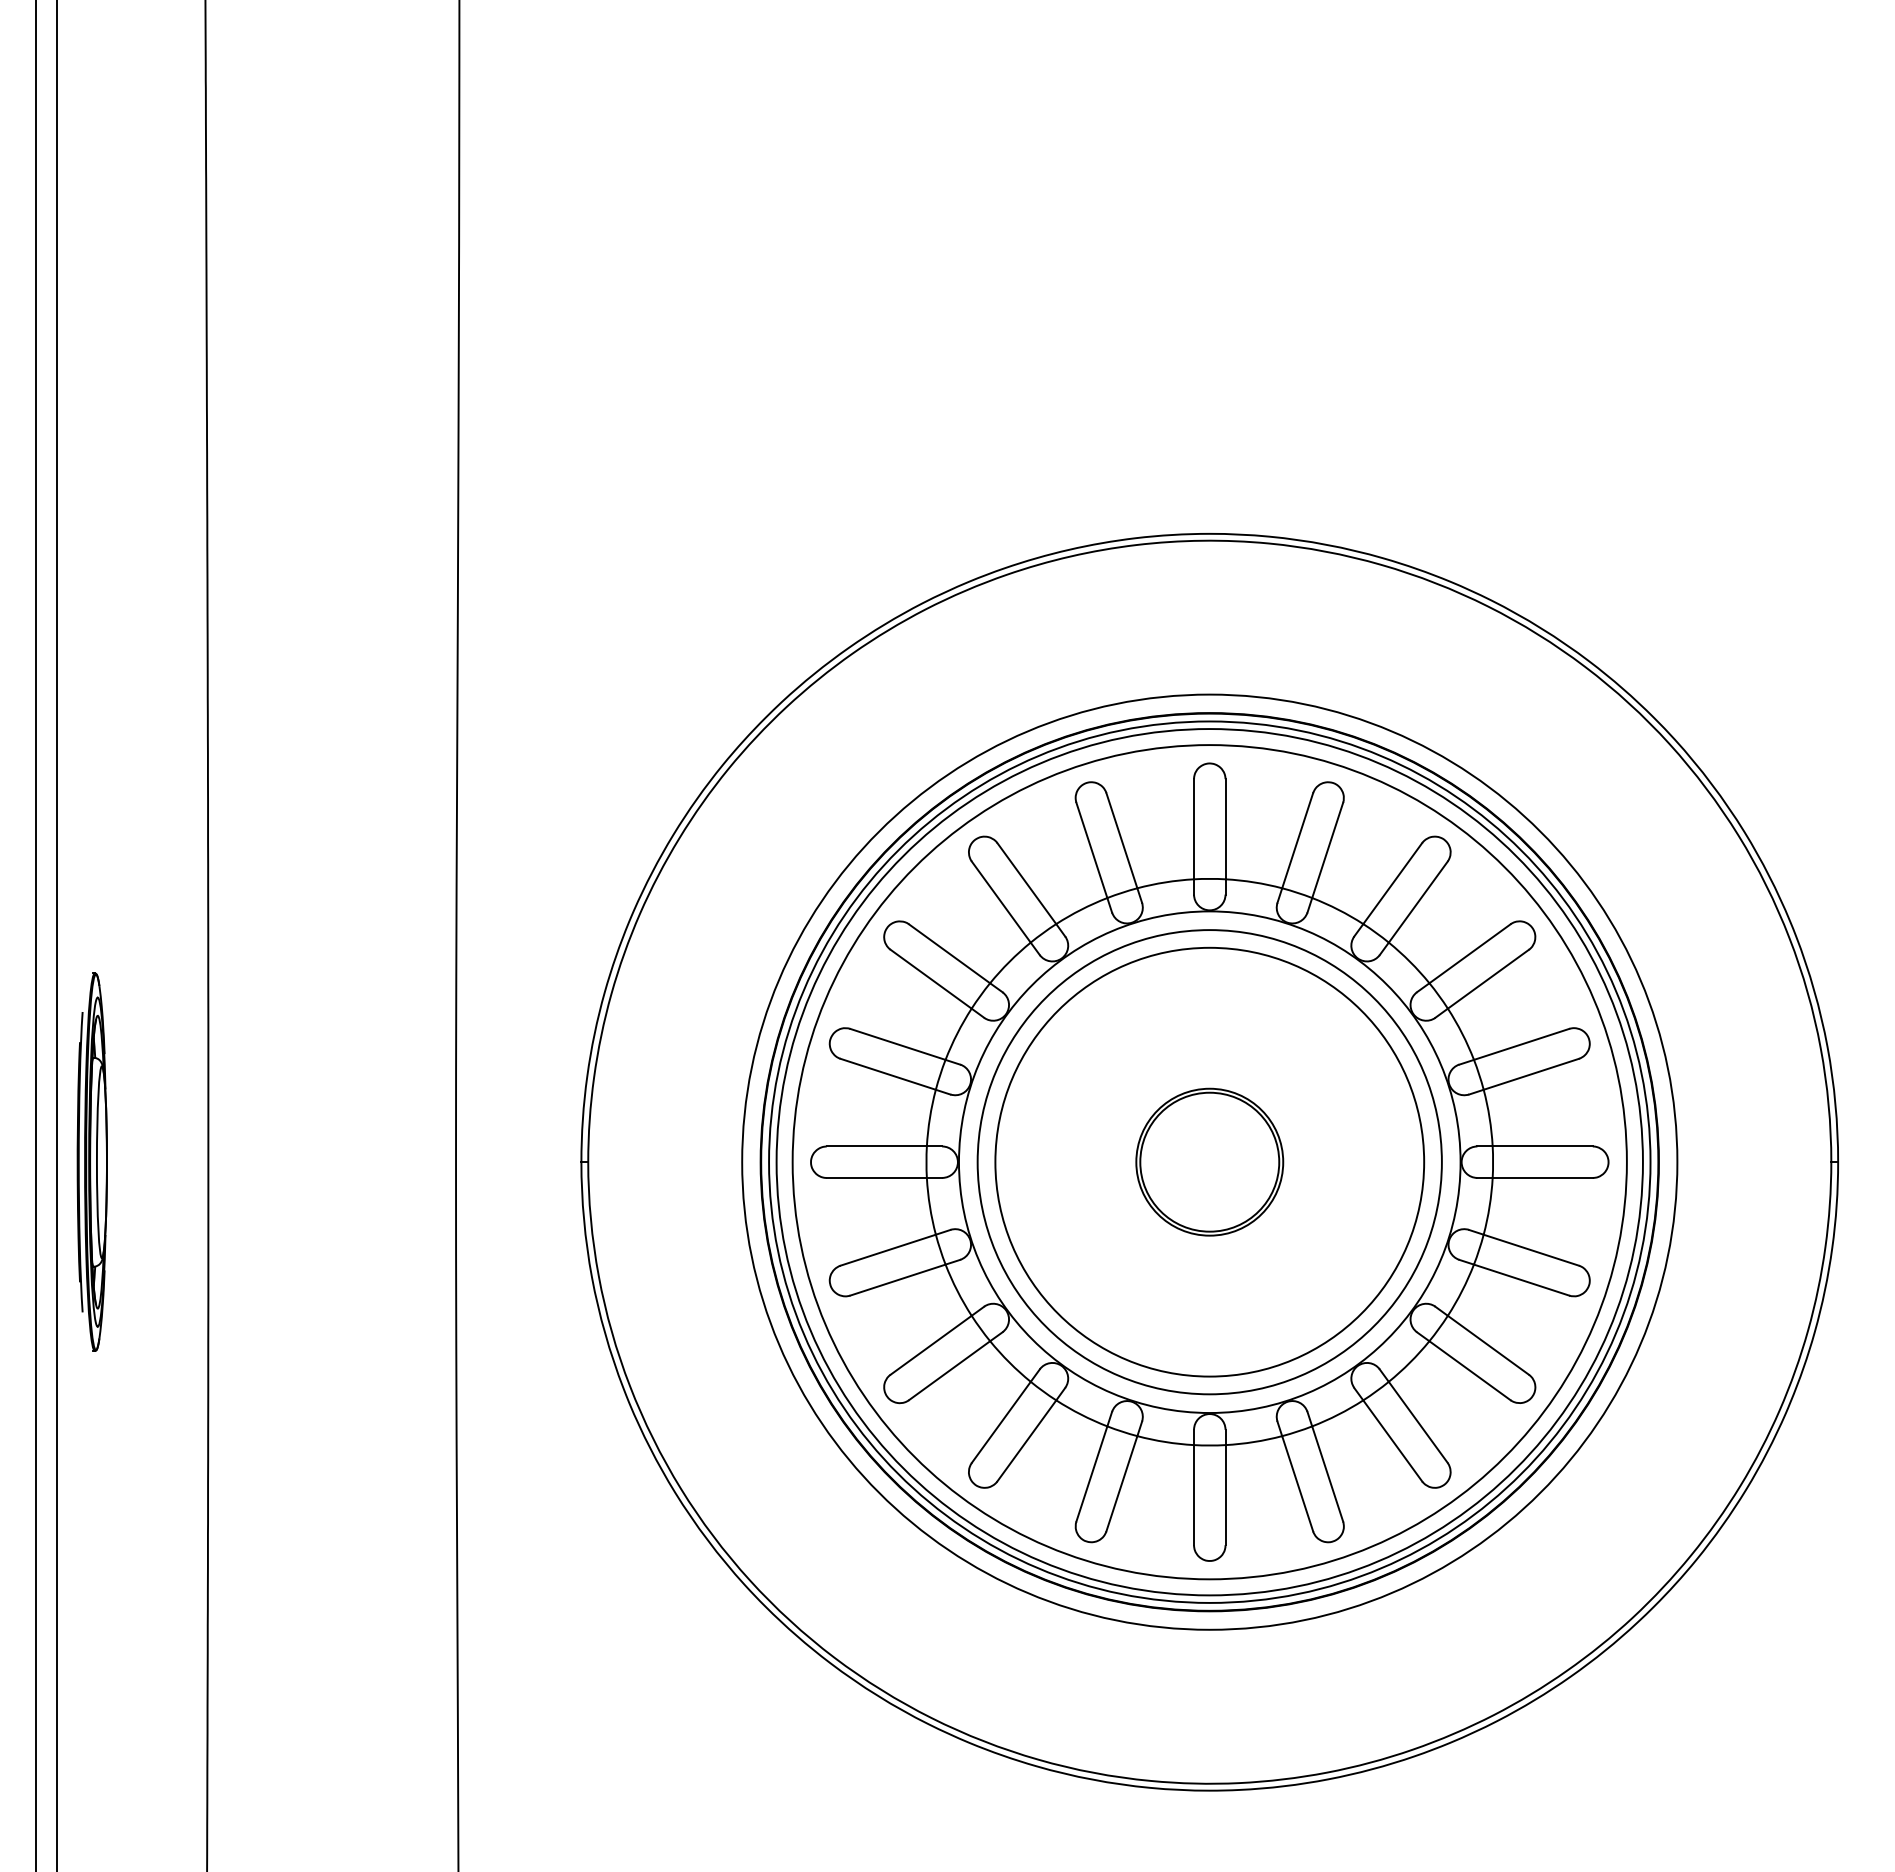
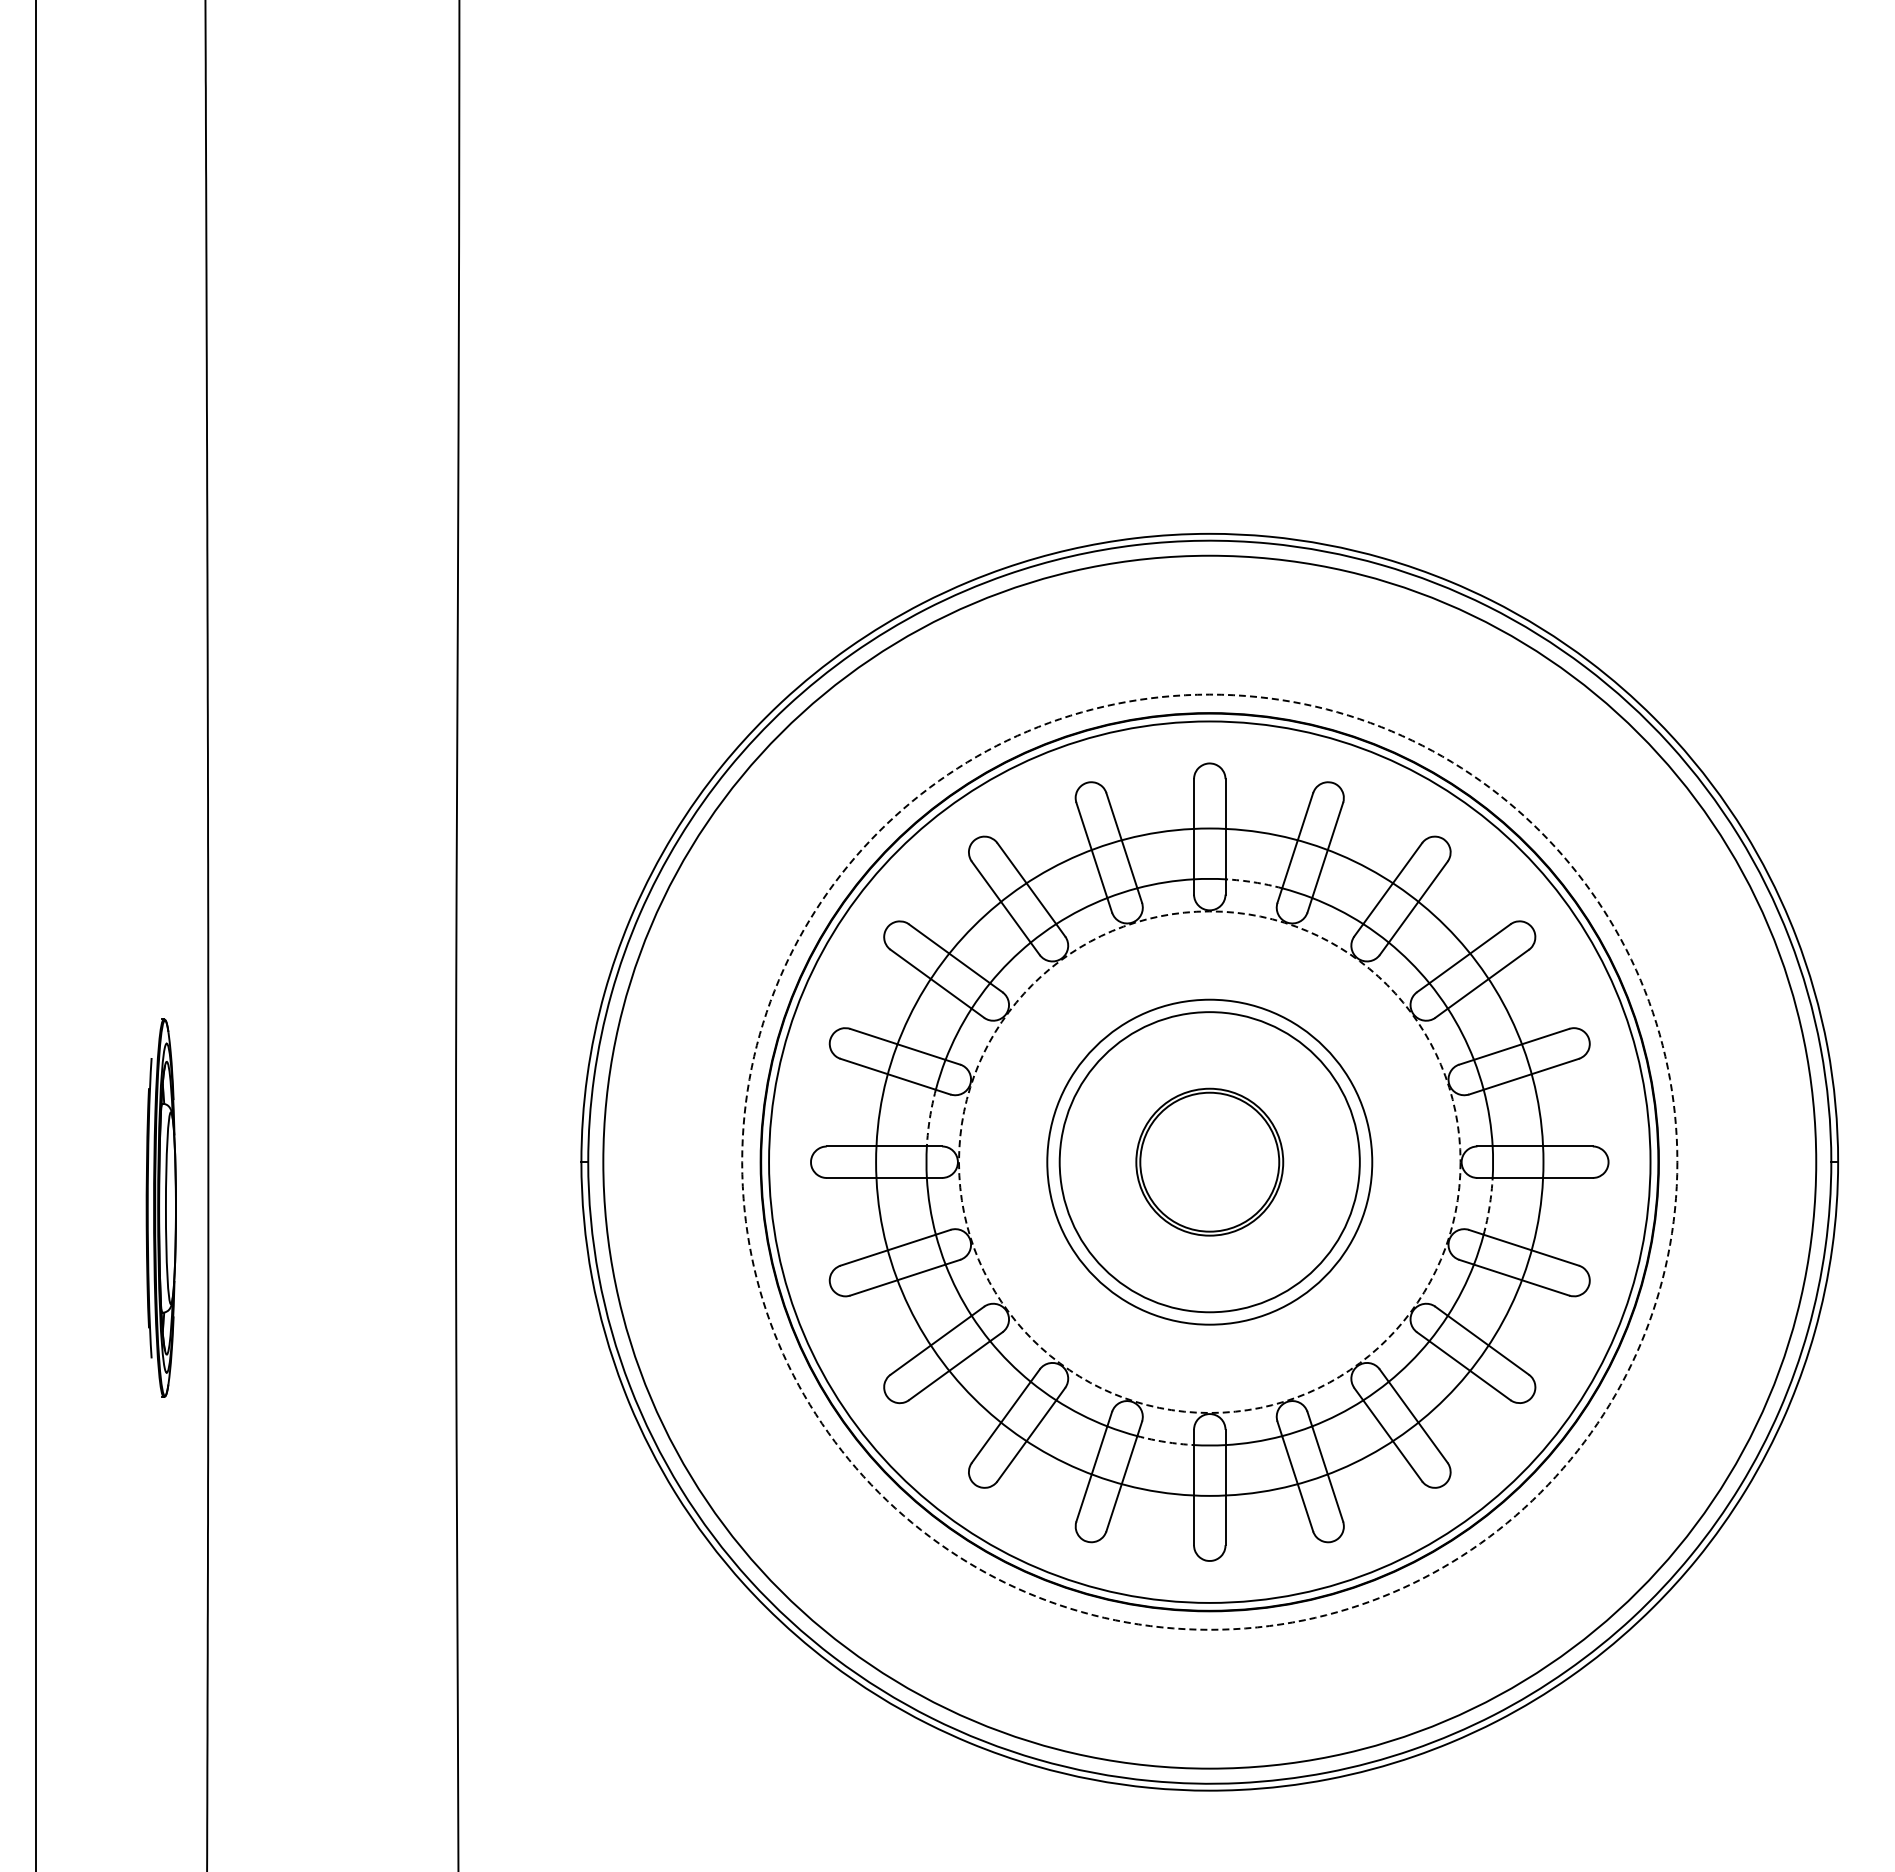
arc: solid -> dashed (1254, 882)
line: present -> none (56, 935)
arc: solid -> dashed (929, 1117)
part position: (91, 1161) -> (160, 1207) (160, 1207)
circle diameter: 429 px -> 300 px (1209, 1162)
circle: solid -> dashed (1209, 1161)
circle diameter: 464 px -> 325 px (1209, 1161)
circle diameter: 834 px -> 667 px (1209, 1161)
circle diameter: 866 px -> 1213 px (1209, 1161)
circle: solid -> dashed (1209, 1162)
arc: solid -> dashed (1489, 1206)
arc: solid -> dashed (1165, 1442)
